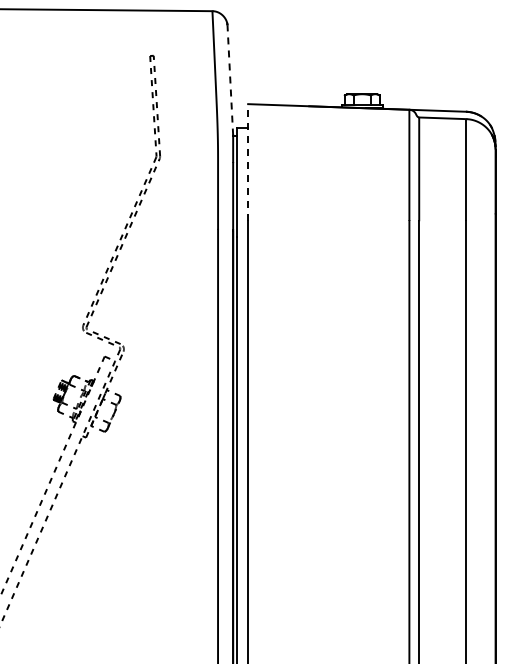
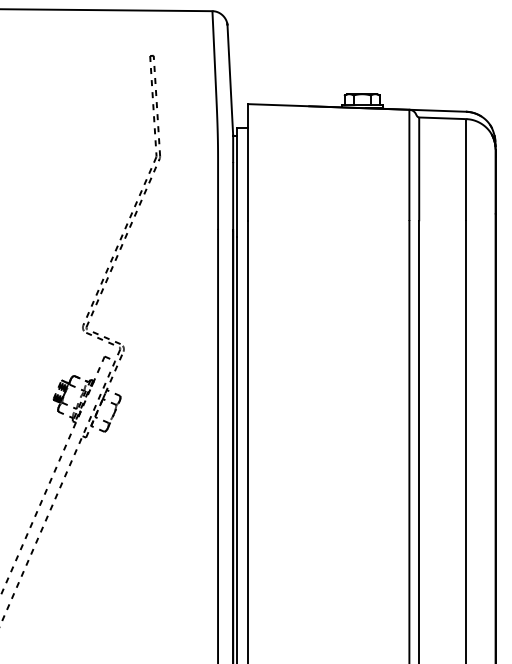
line: dashed -> solid (230, 80)
line: dashed -> solid (248, 161)
